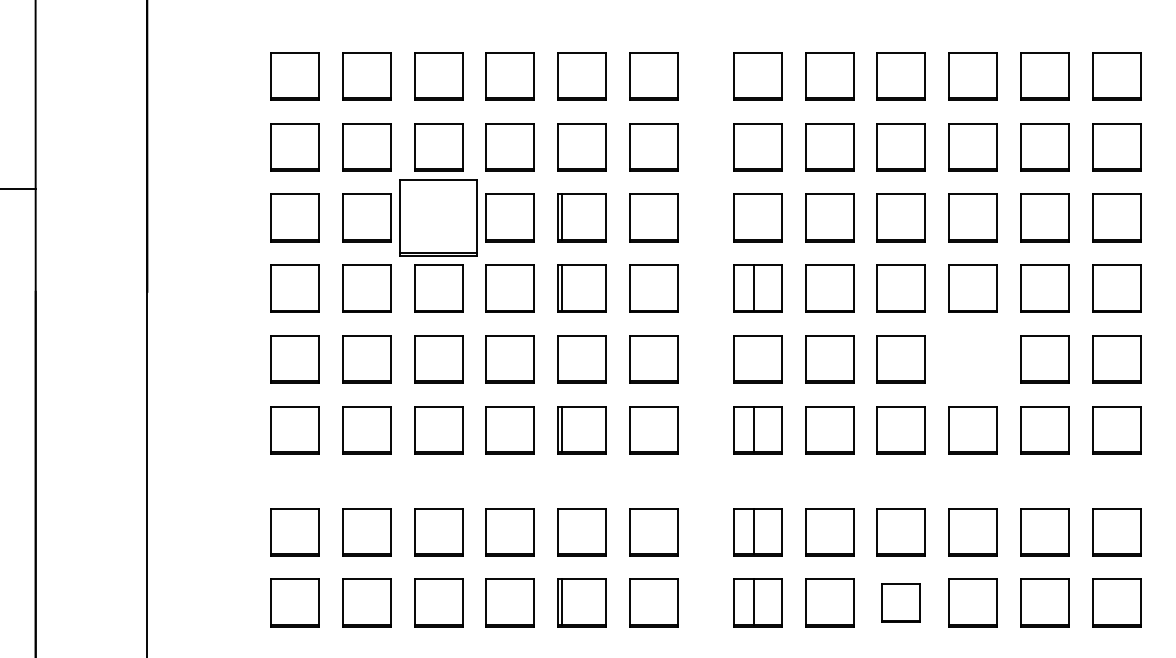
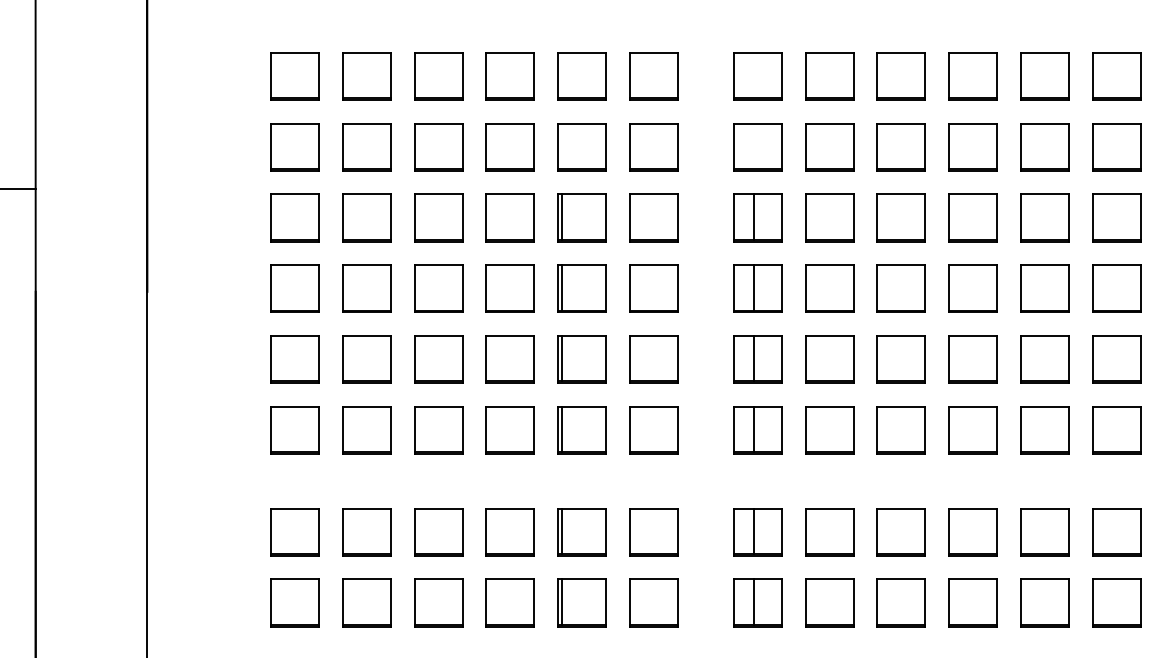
line: none -> present (753, 216)
part size: 79x78 px -> 50x50 px (438, 217)
line: none -> present (562, 358)
line: none -> present (753, 358)
part: none -> present (972, 359)
line: none -> present (562, 531)
part size: 40x40 px -> 50x50 px (900, 602)
